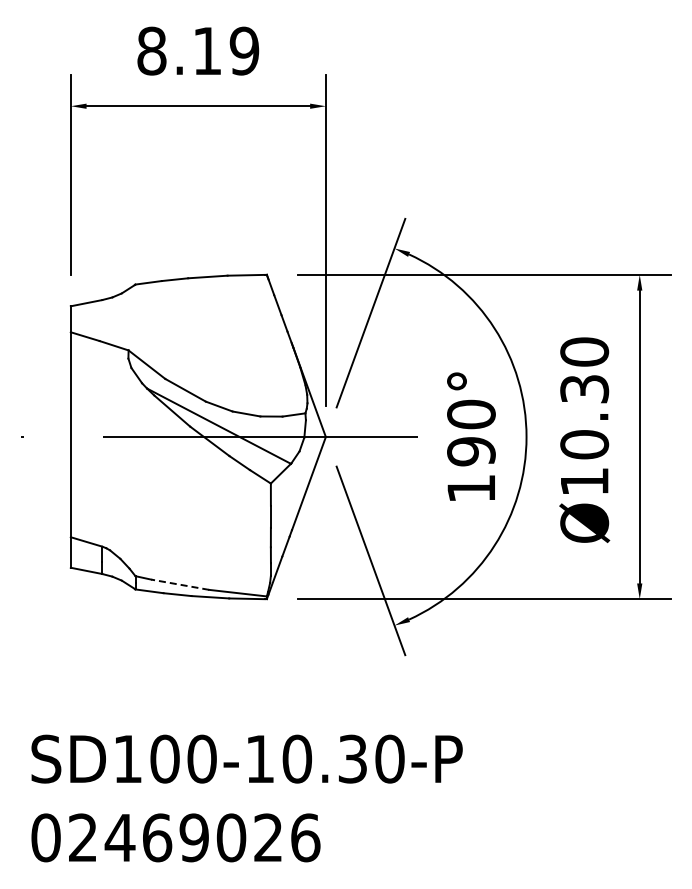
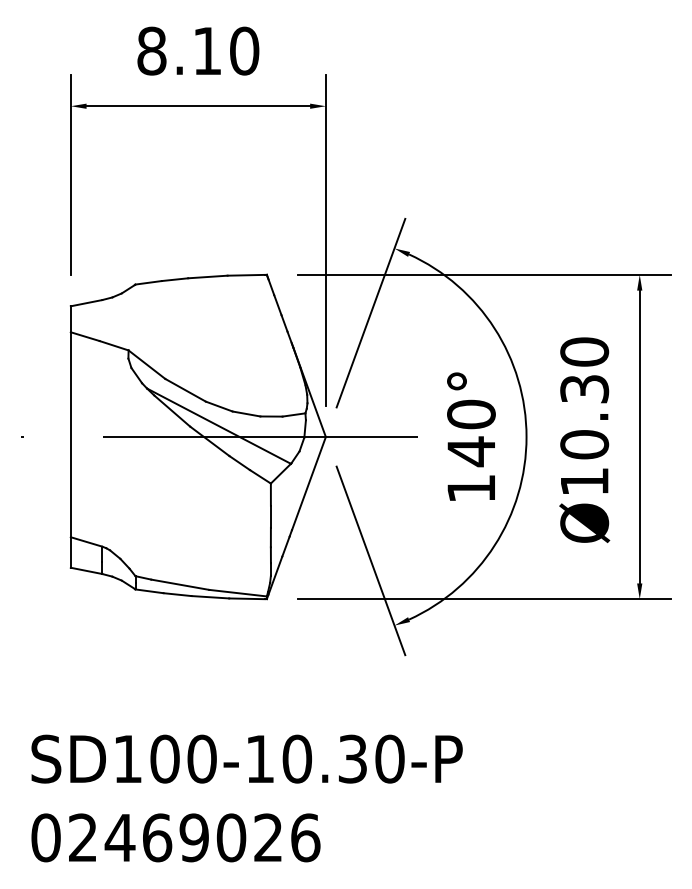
text: 8.19 -> 8.10 (244, 50)
text: 190° -> 140° (471, 451)
line: dashed -> solid (179, 584)
